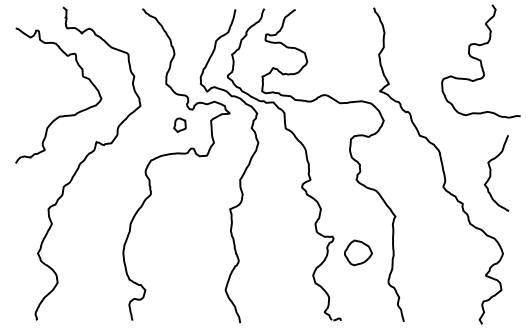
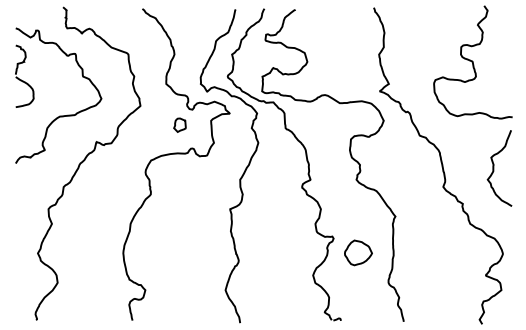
curve position: (480, 61) -> (472, 62) (472, 62)
part: none -> present (24, 75)
curve position: (491, 173) -> (494, 168) (494, 168)
